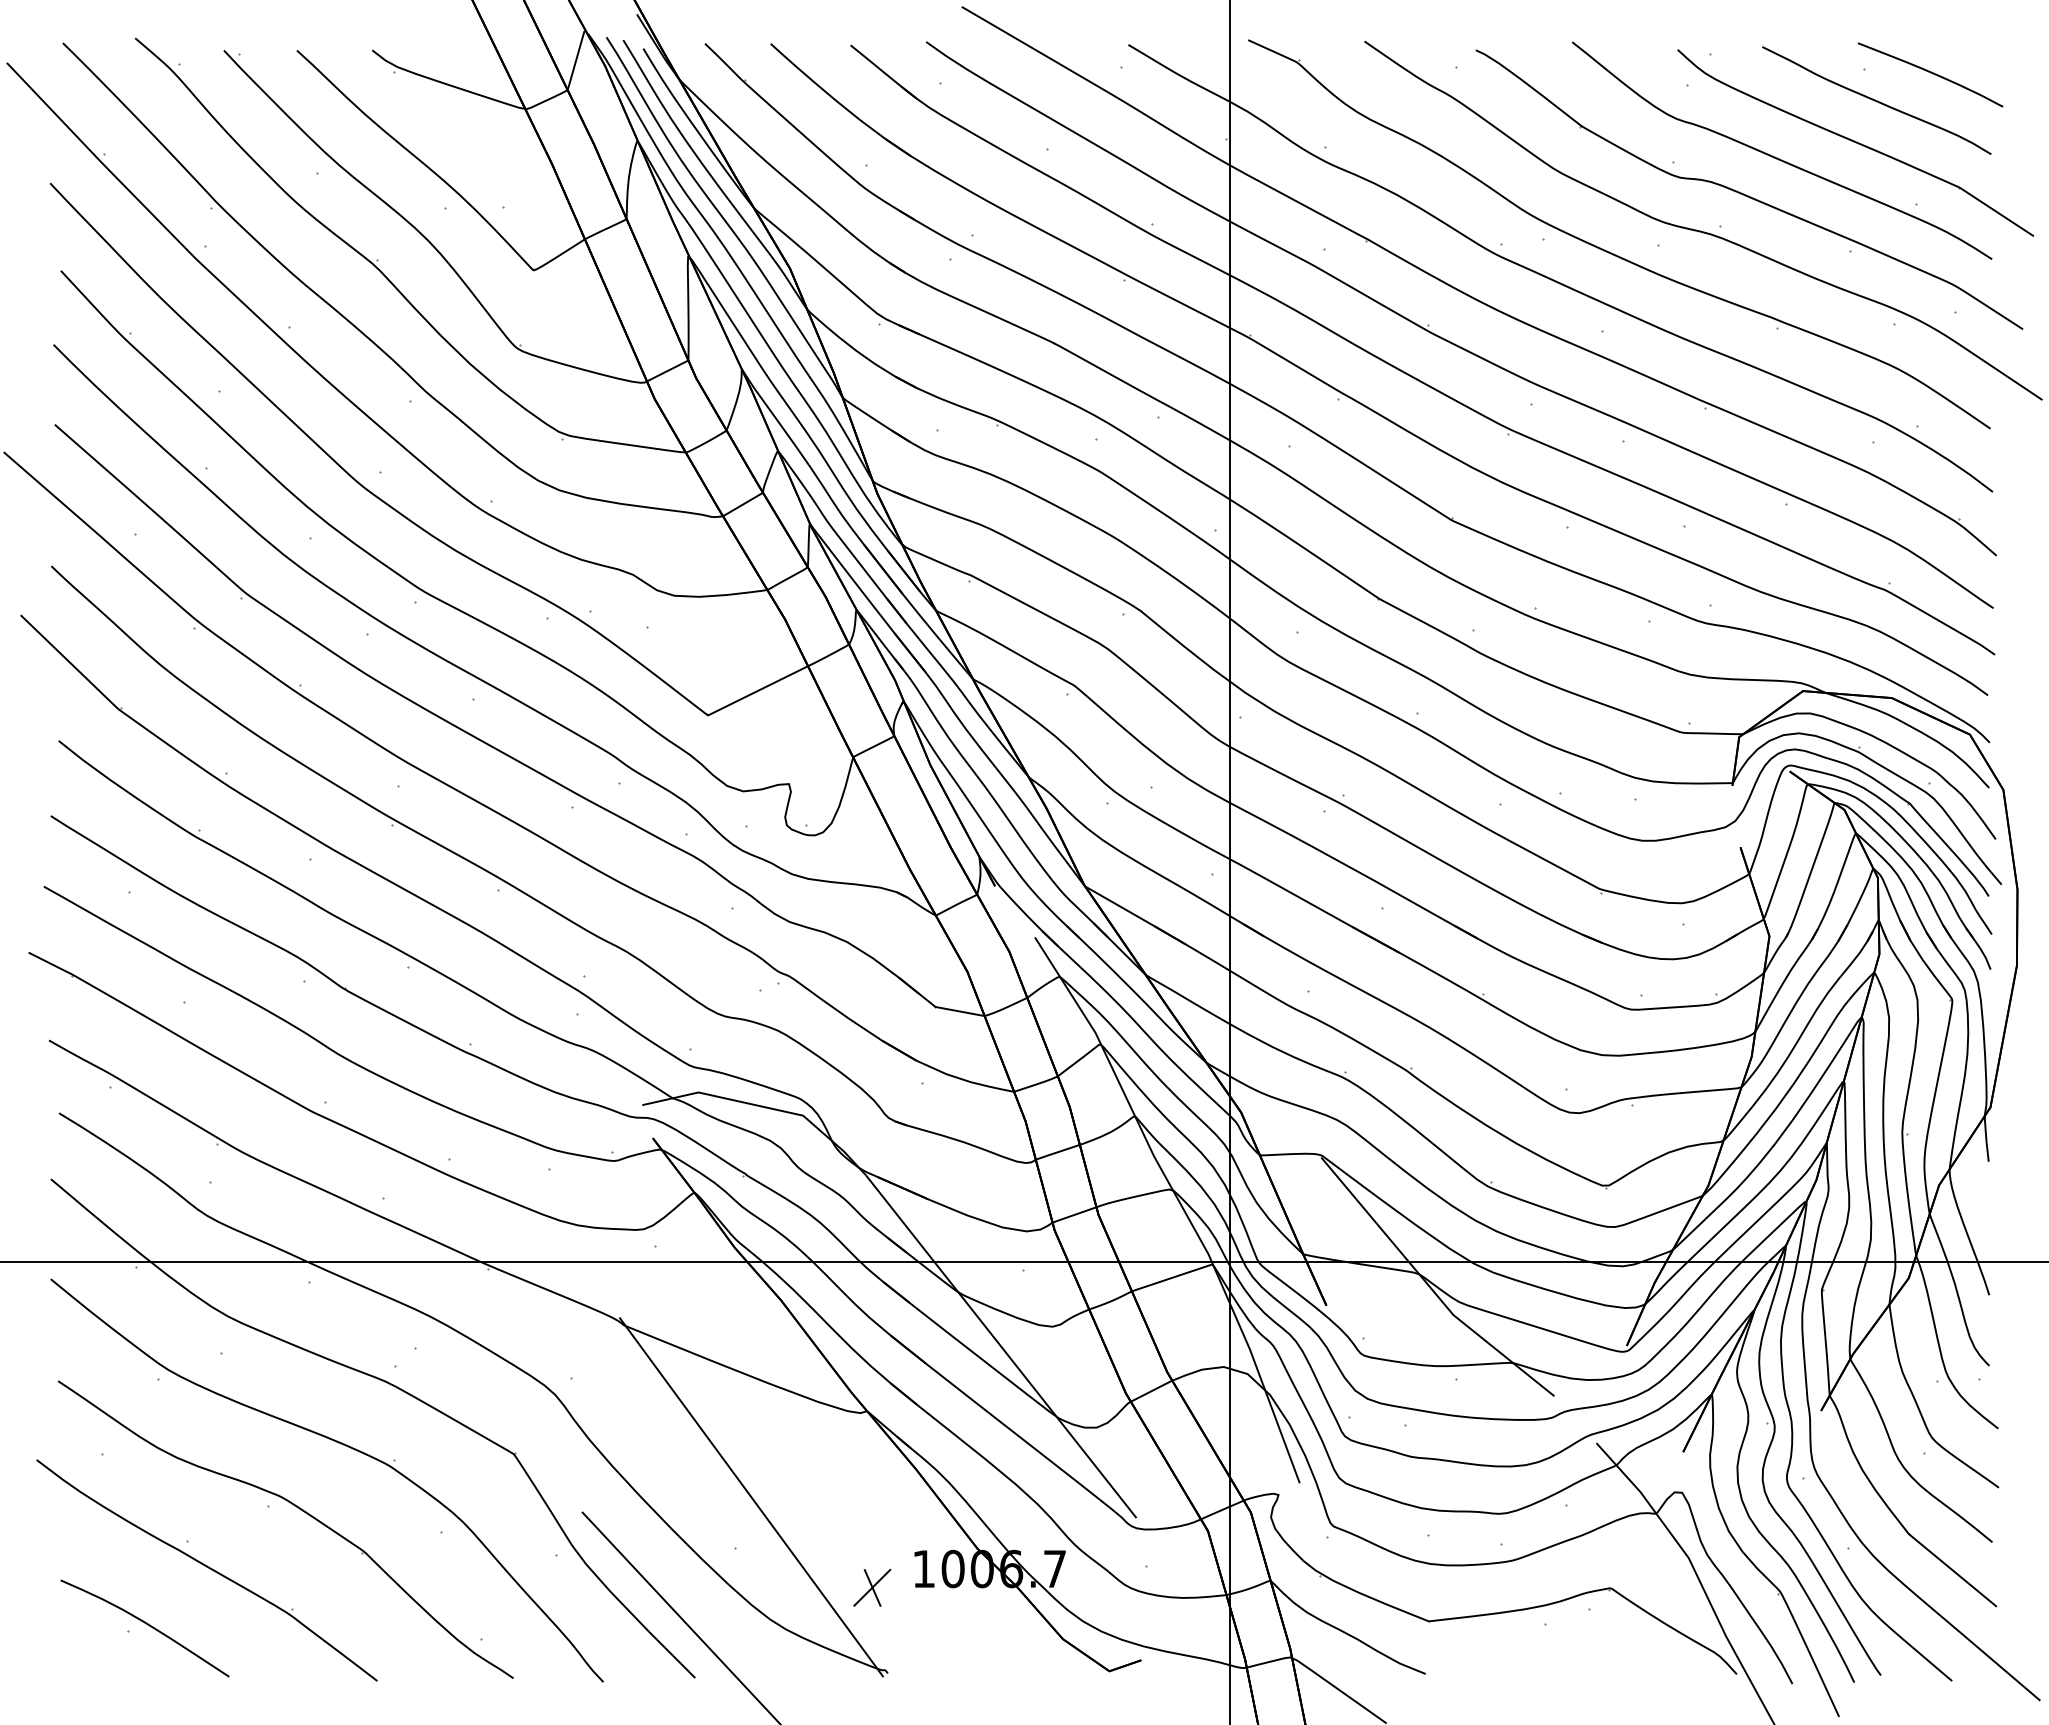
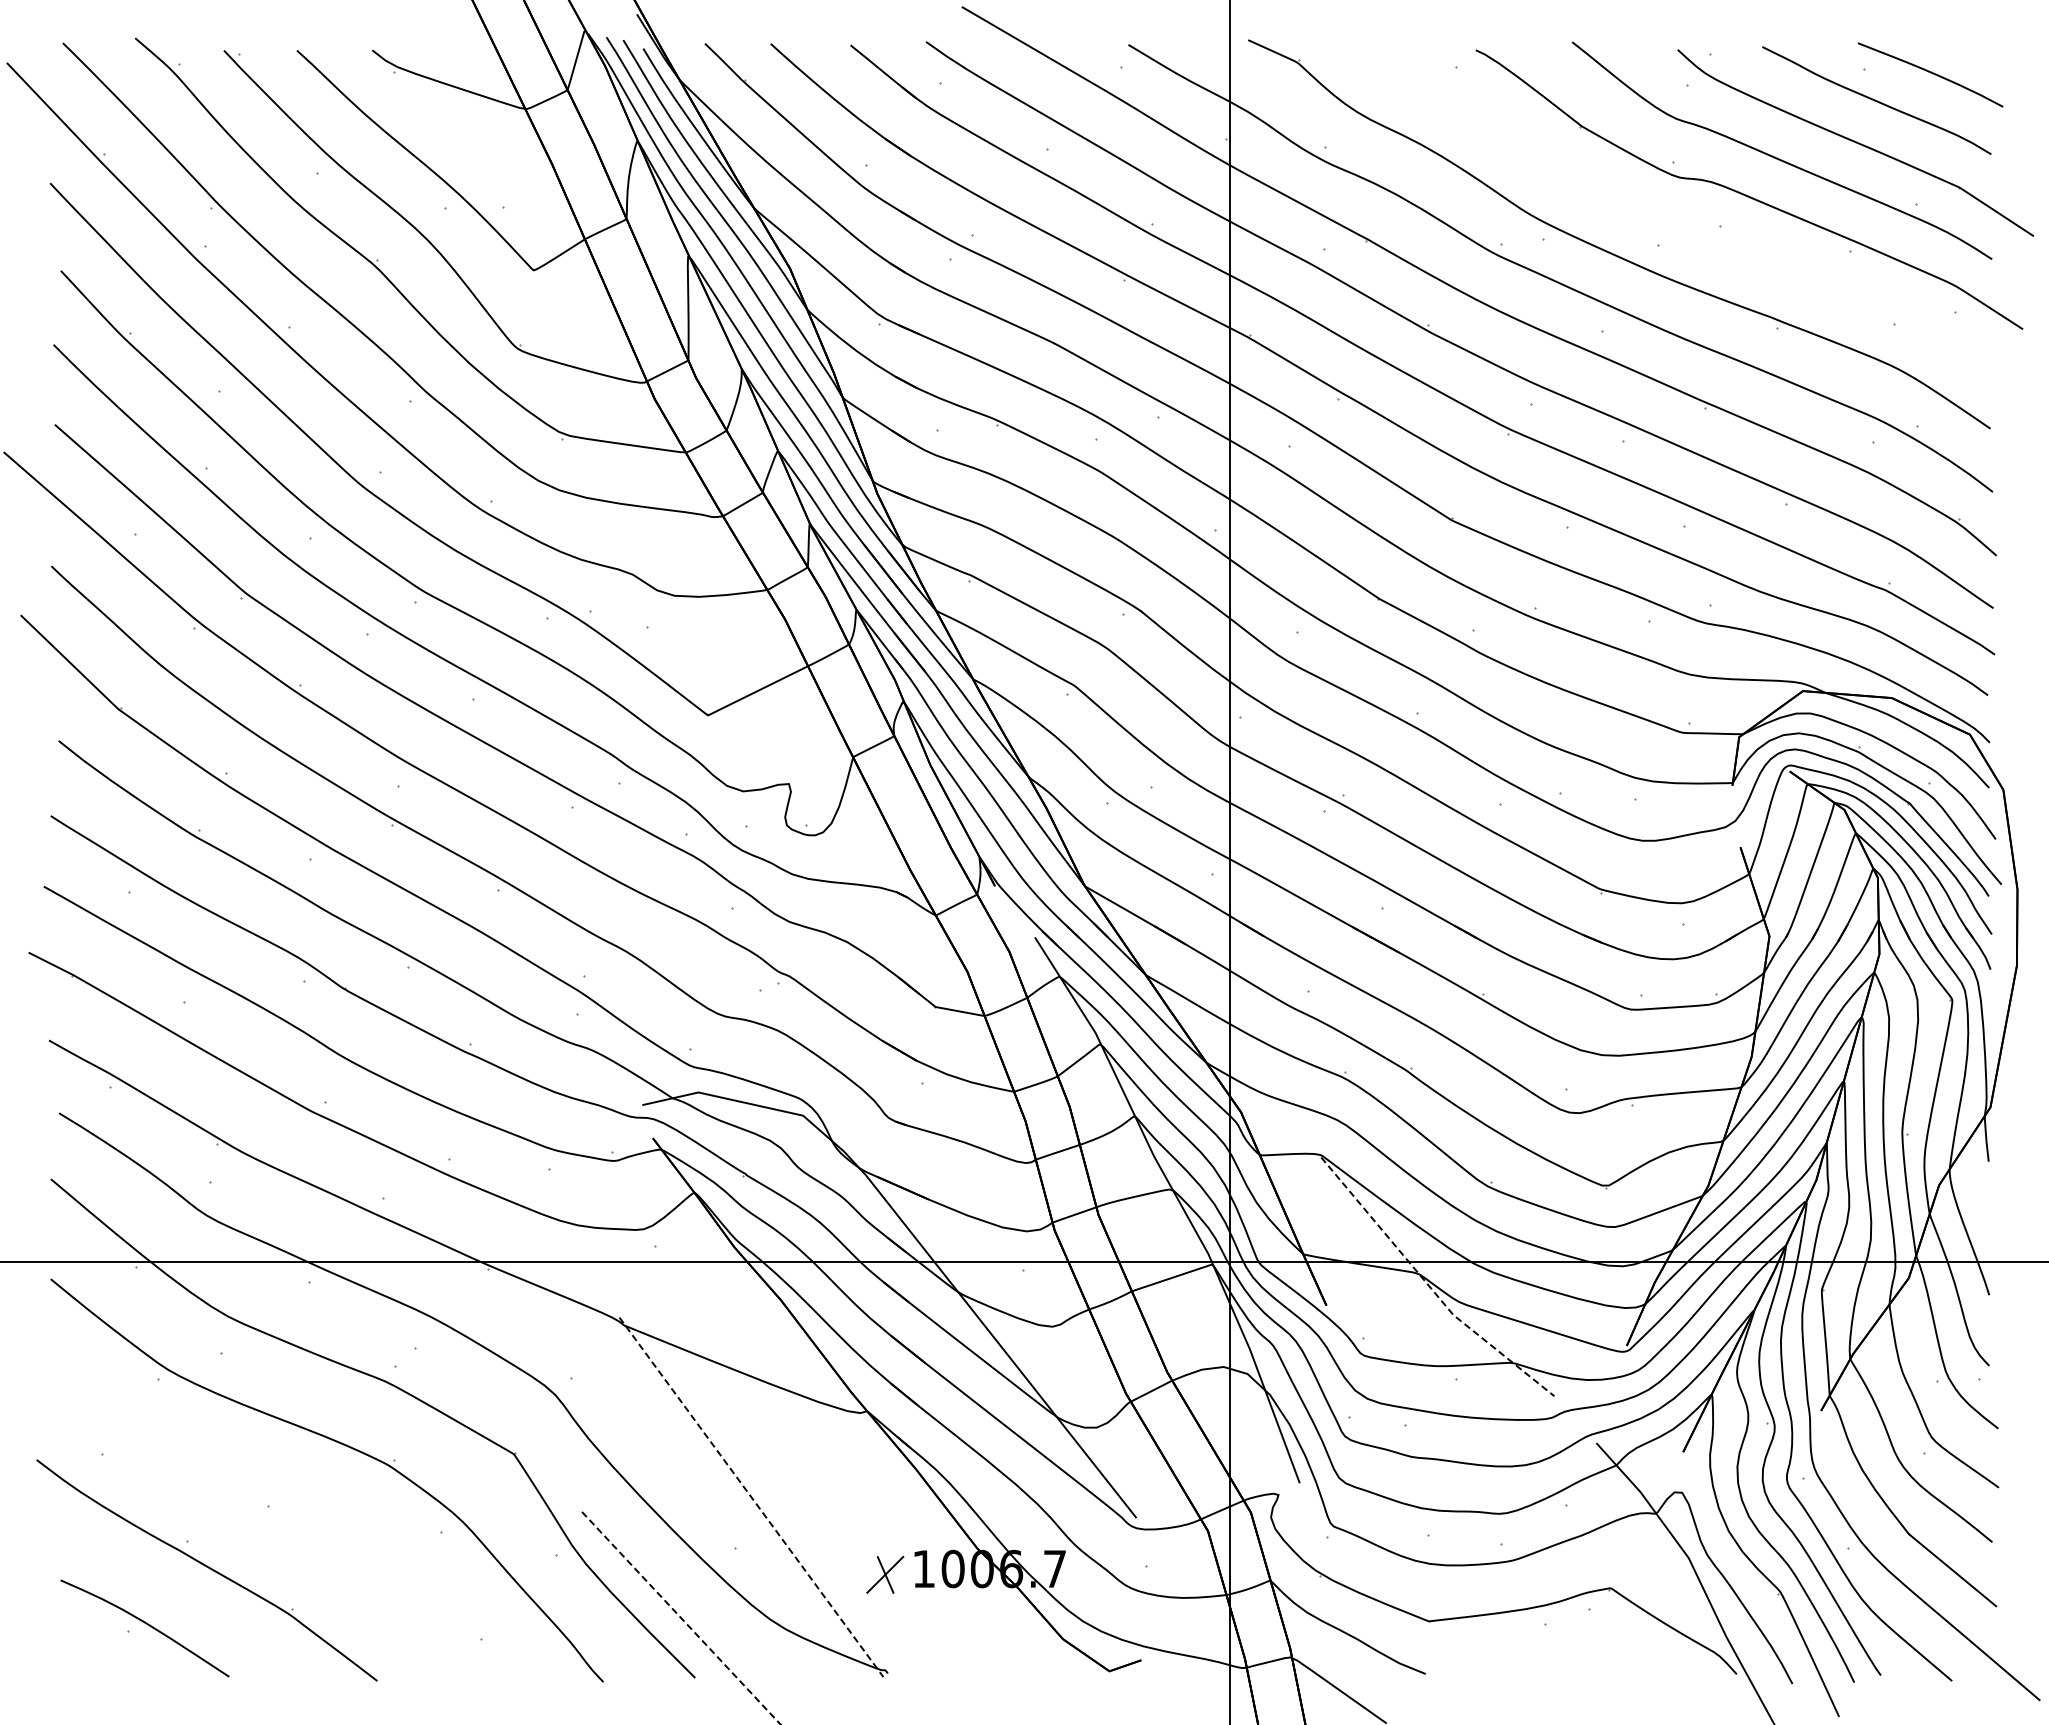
curve: present -> none (1701, 230)
line: solid -> dashed (1429, 1286)
line: solid -> dashed (751, 1497)
part: present -> none (299, 1509)
part position: (872, 1587) -> (885, 1574) (885, 1574)
line: solid -> dashed (681, 1618)
